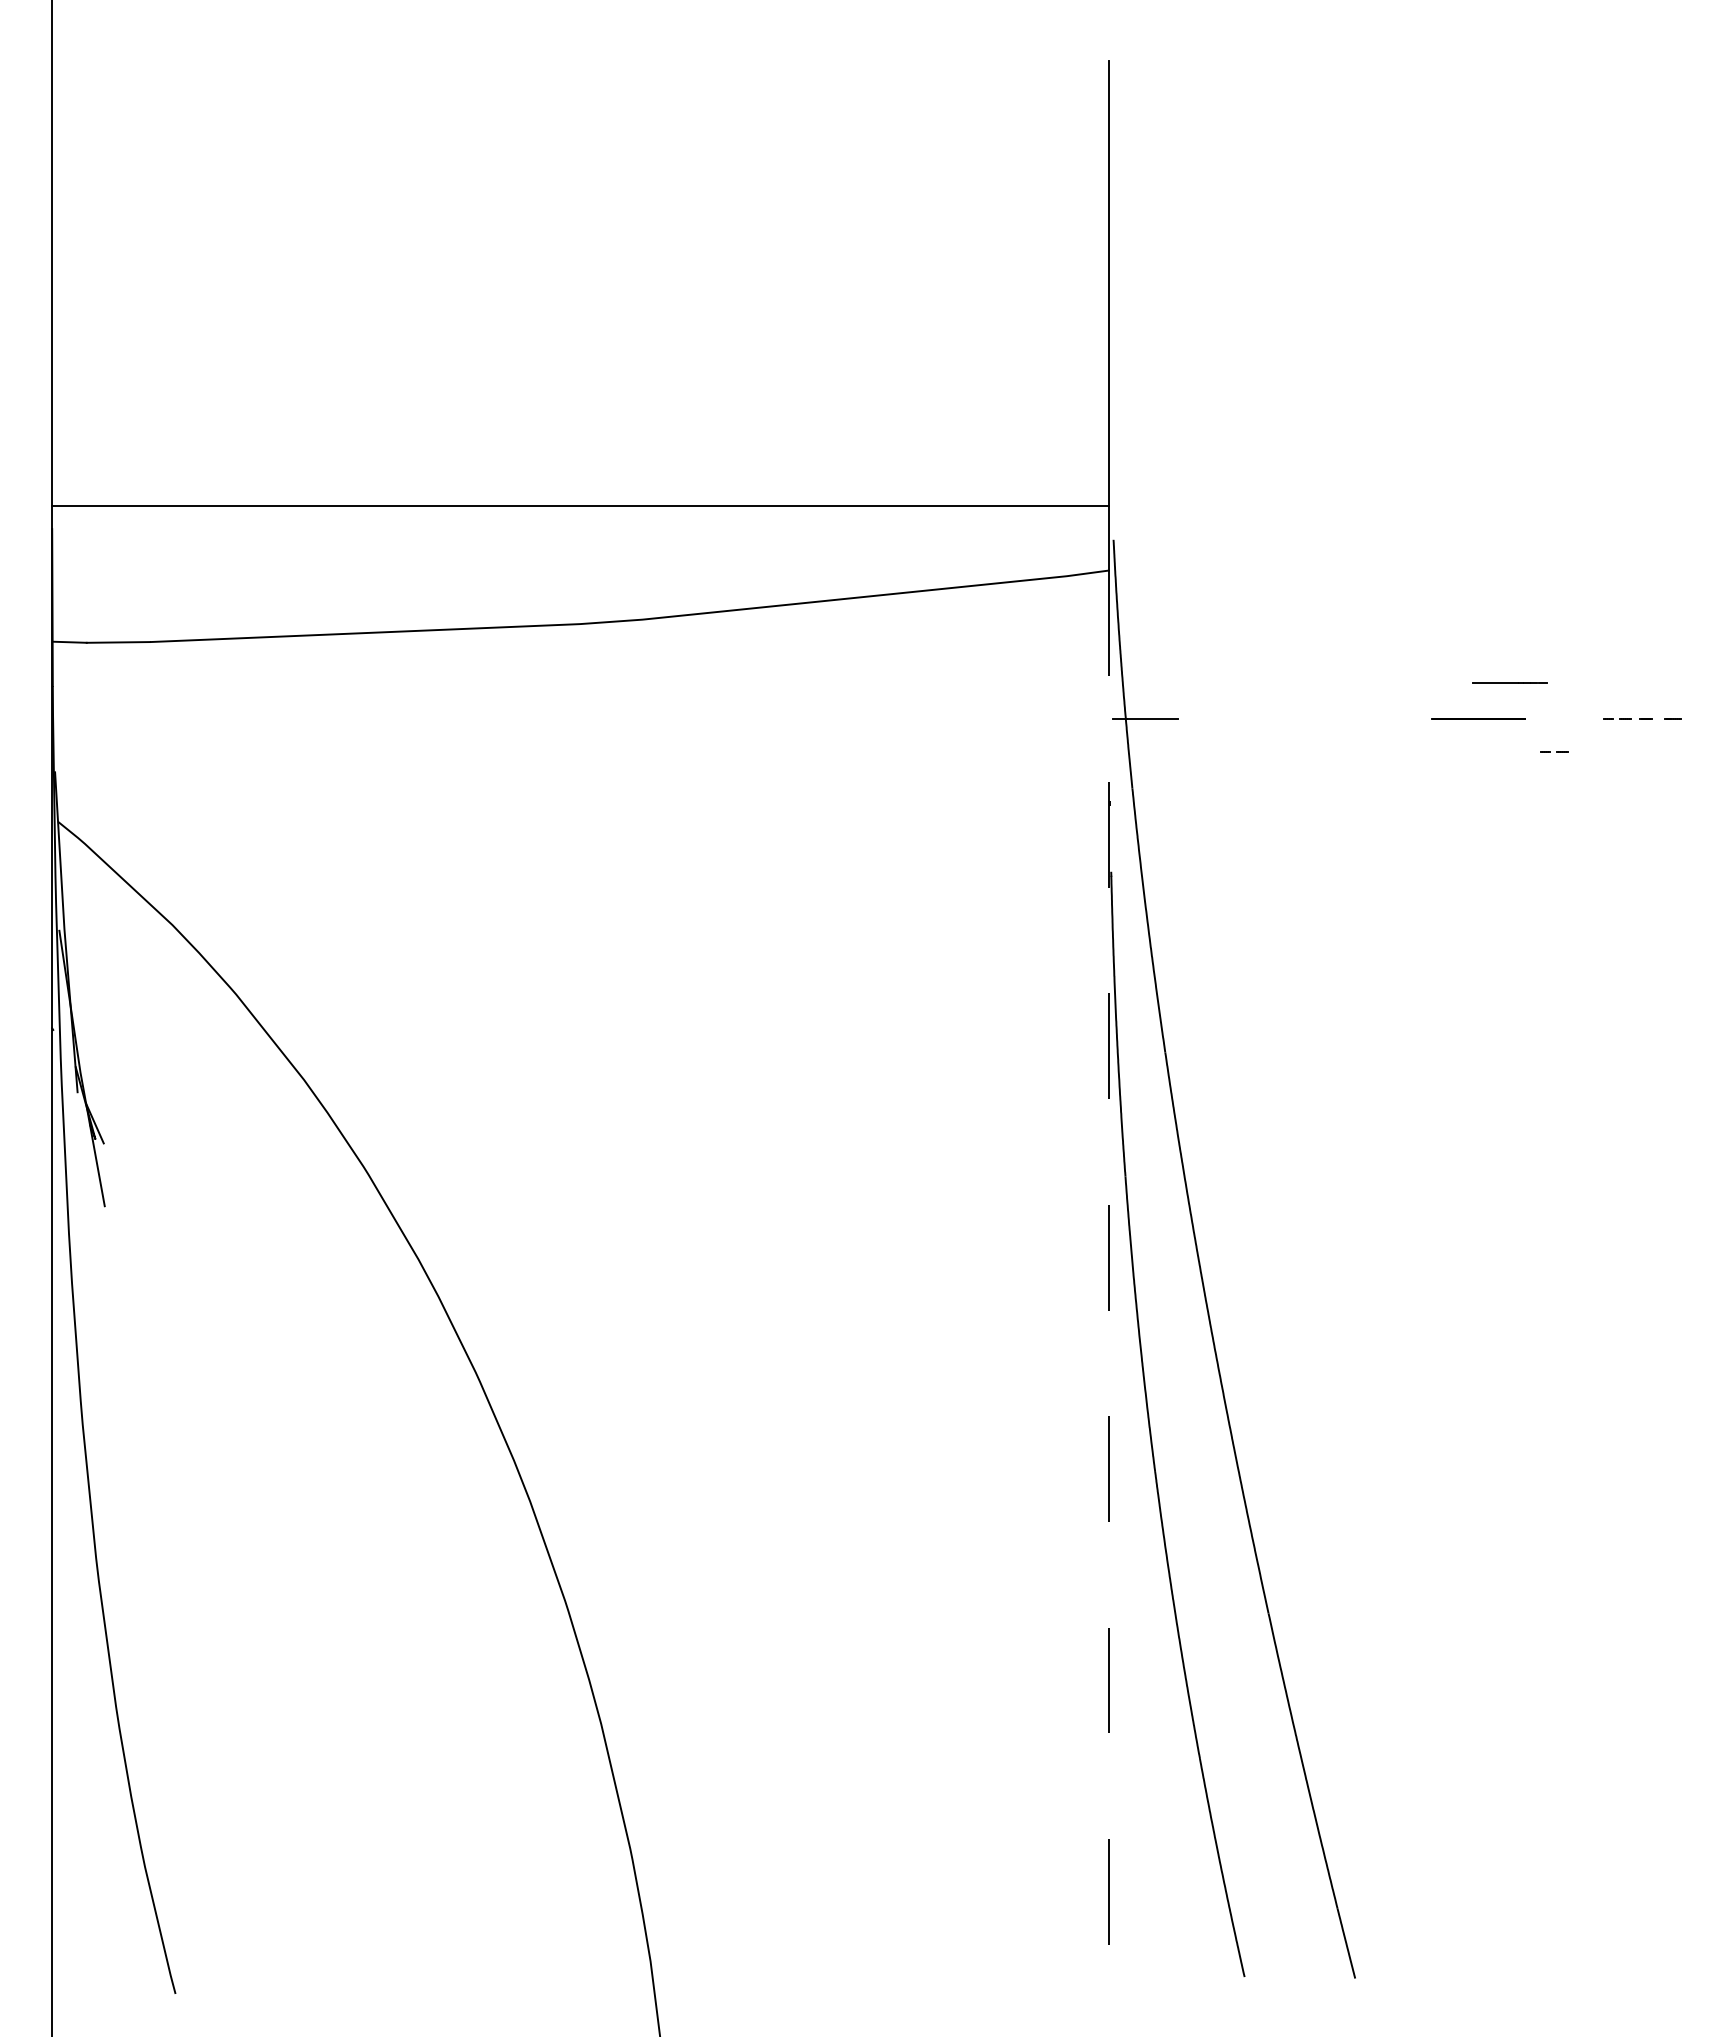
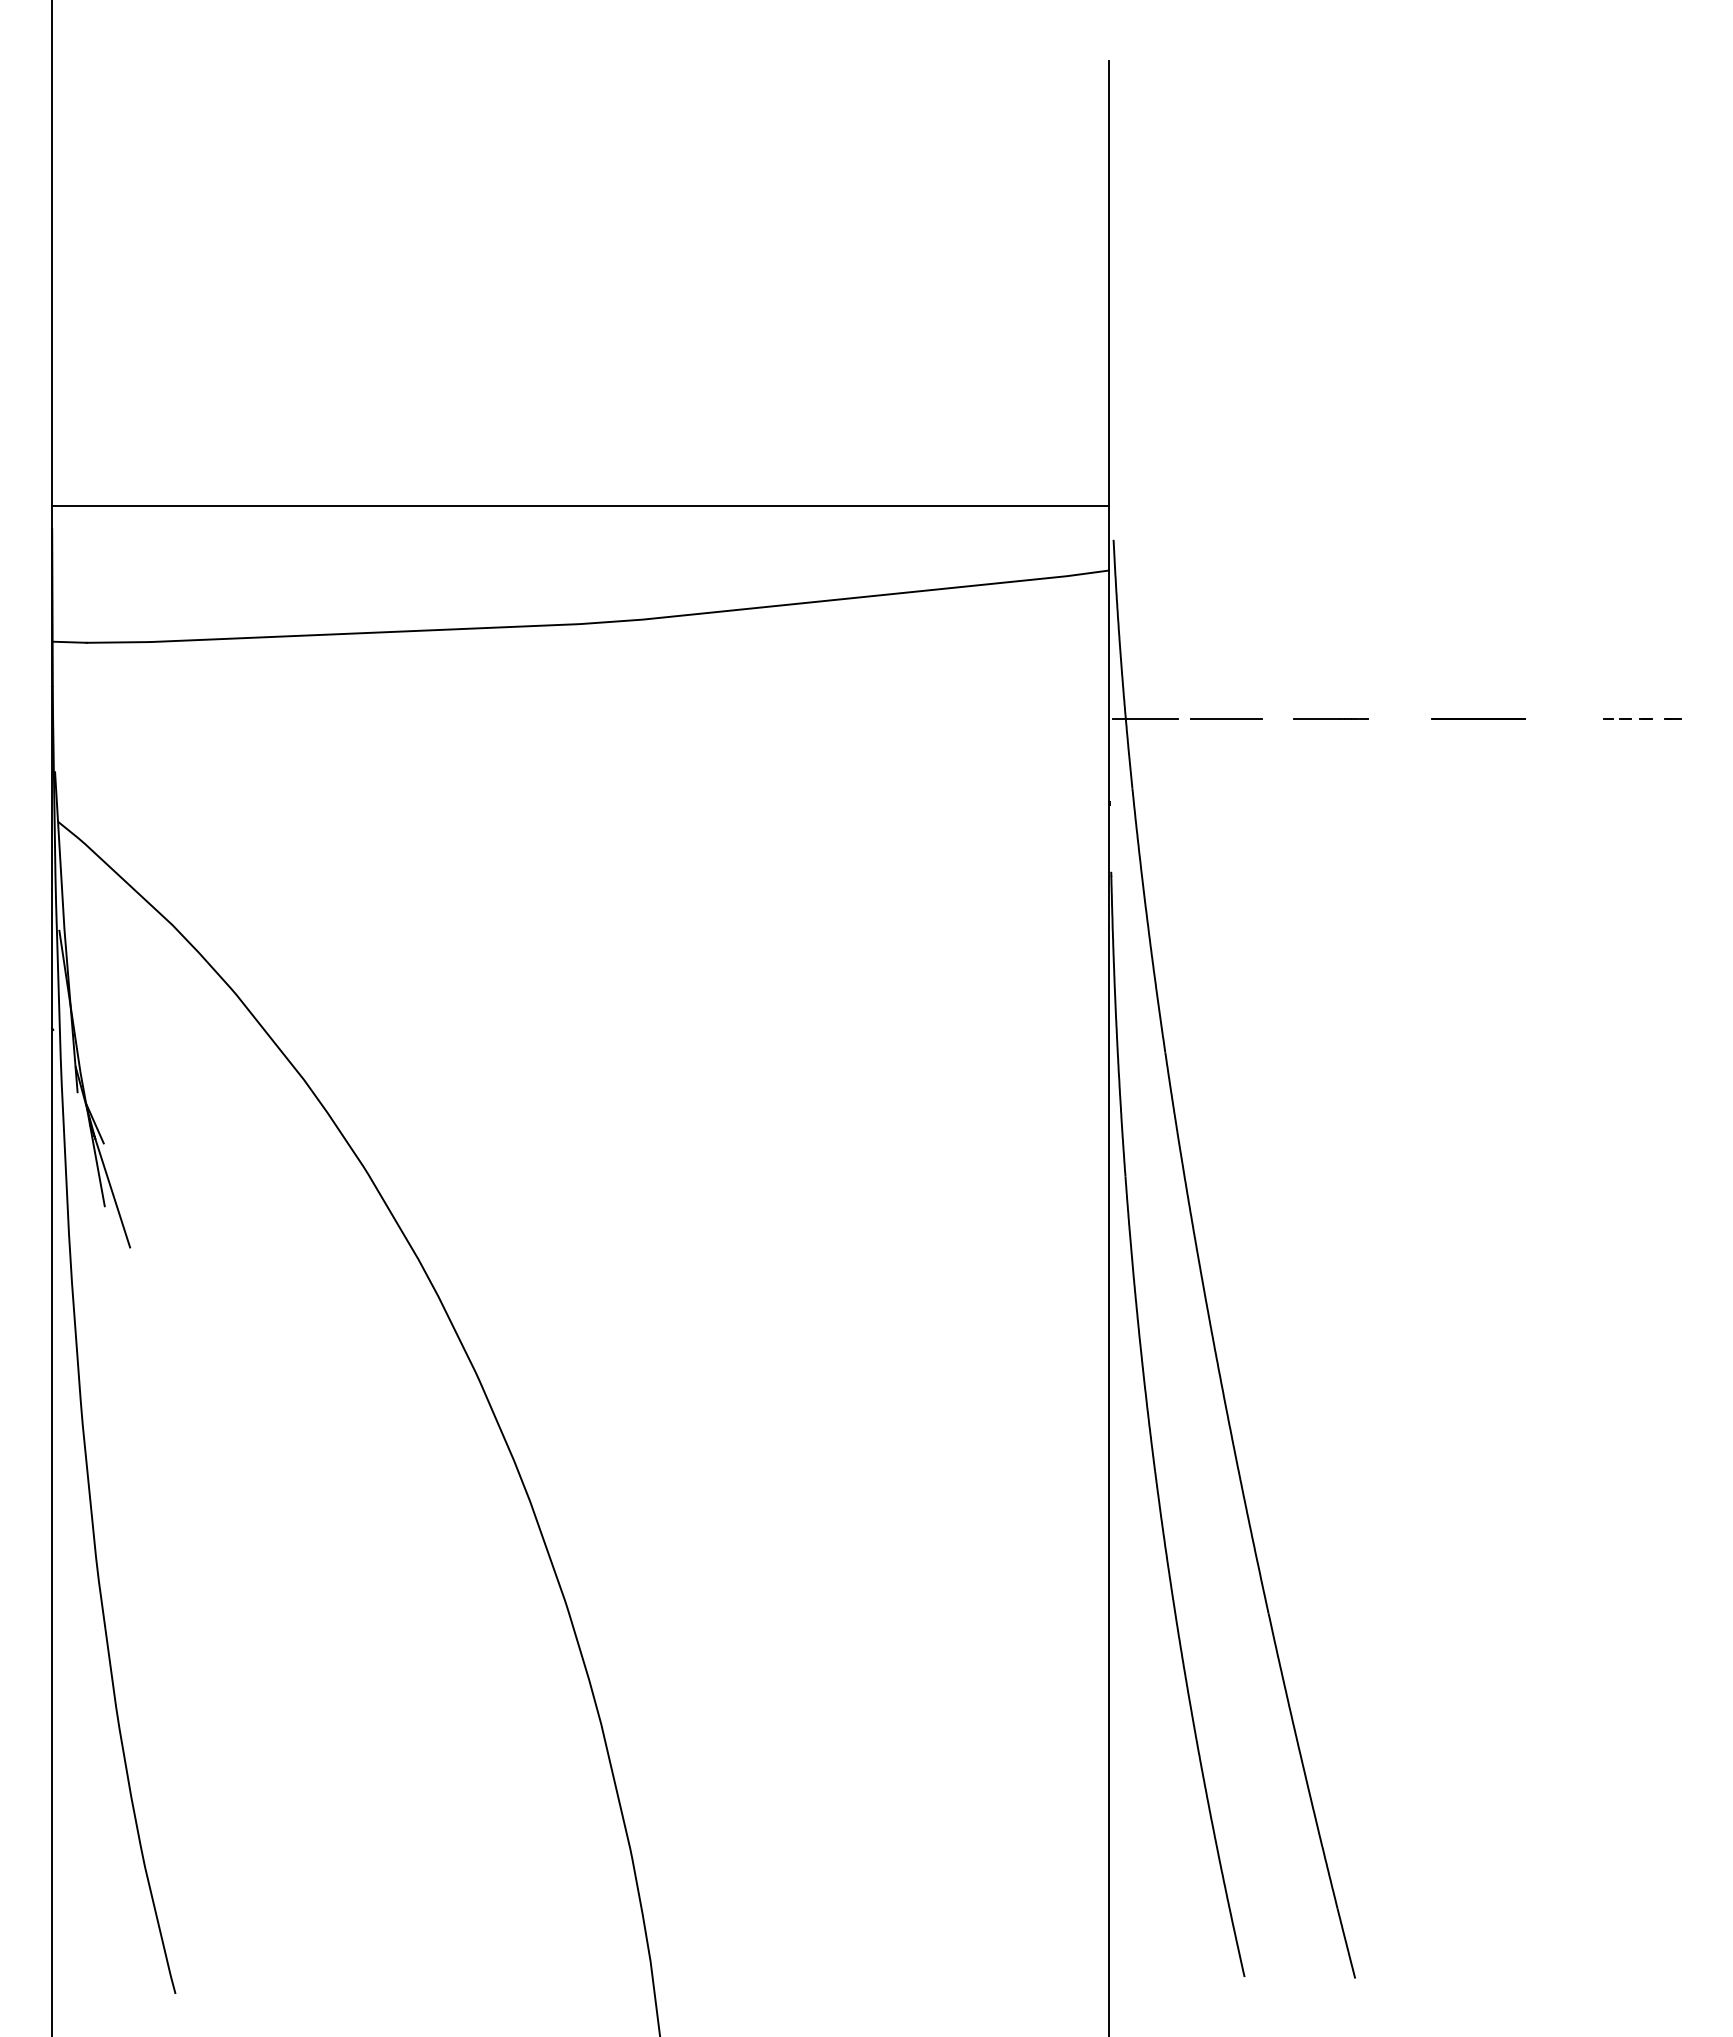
line position: (1509, 682) -> (1330, 718) (1330, 718)
line: none -> present (1226, 718)
line: present -> none (1556, 751)
line: none -> present (112, 1193)
line: dashed -> solid (1109, 1303)
